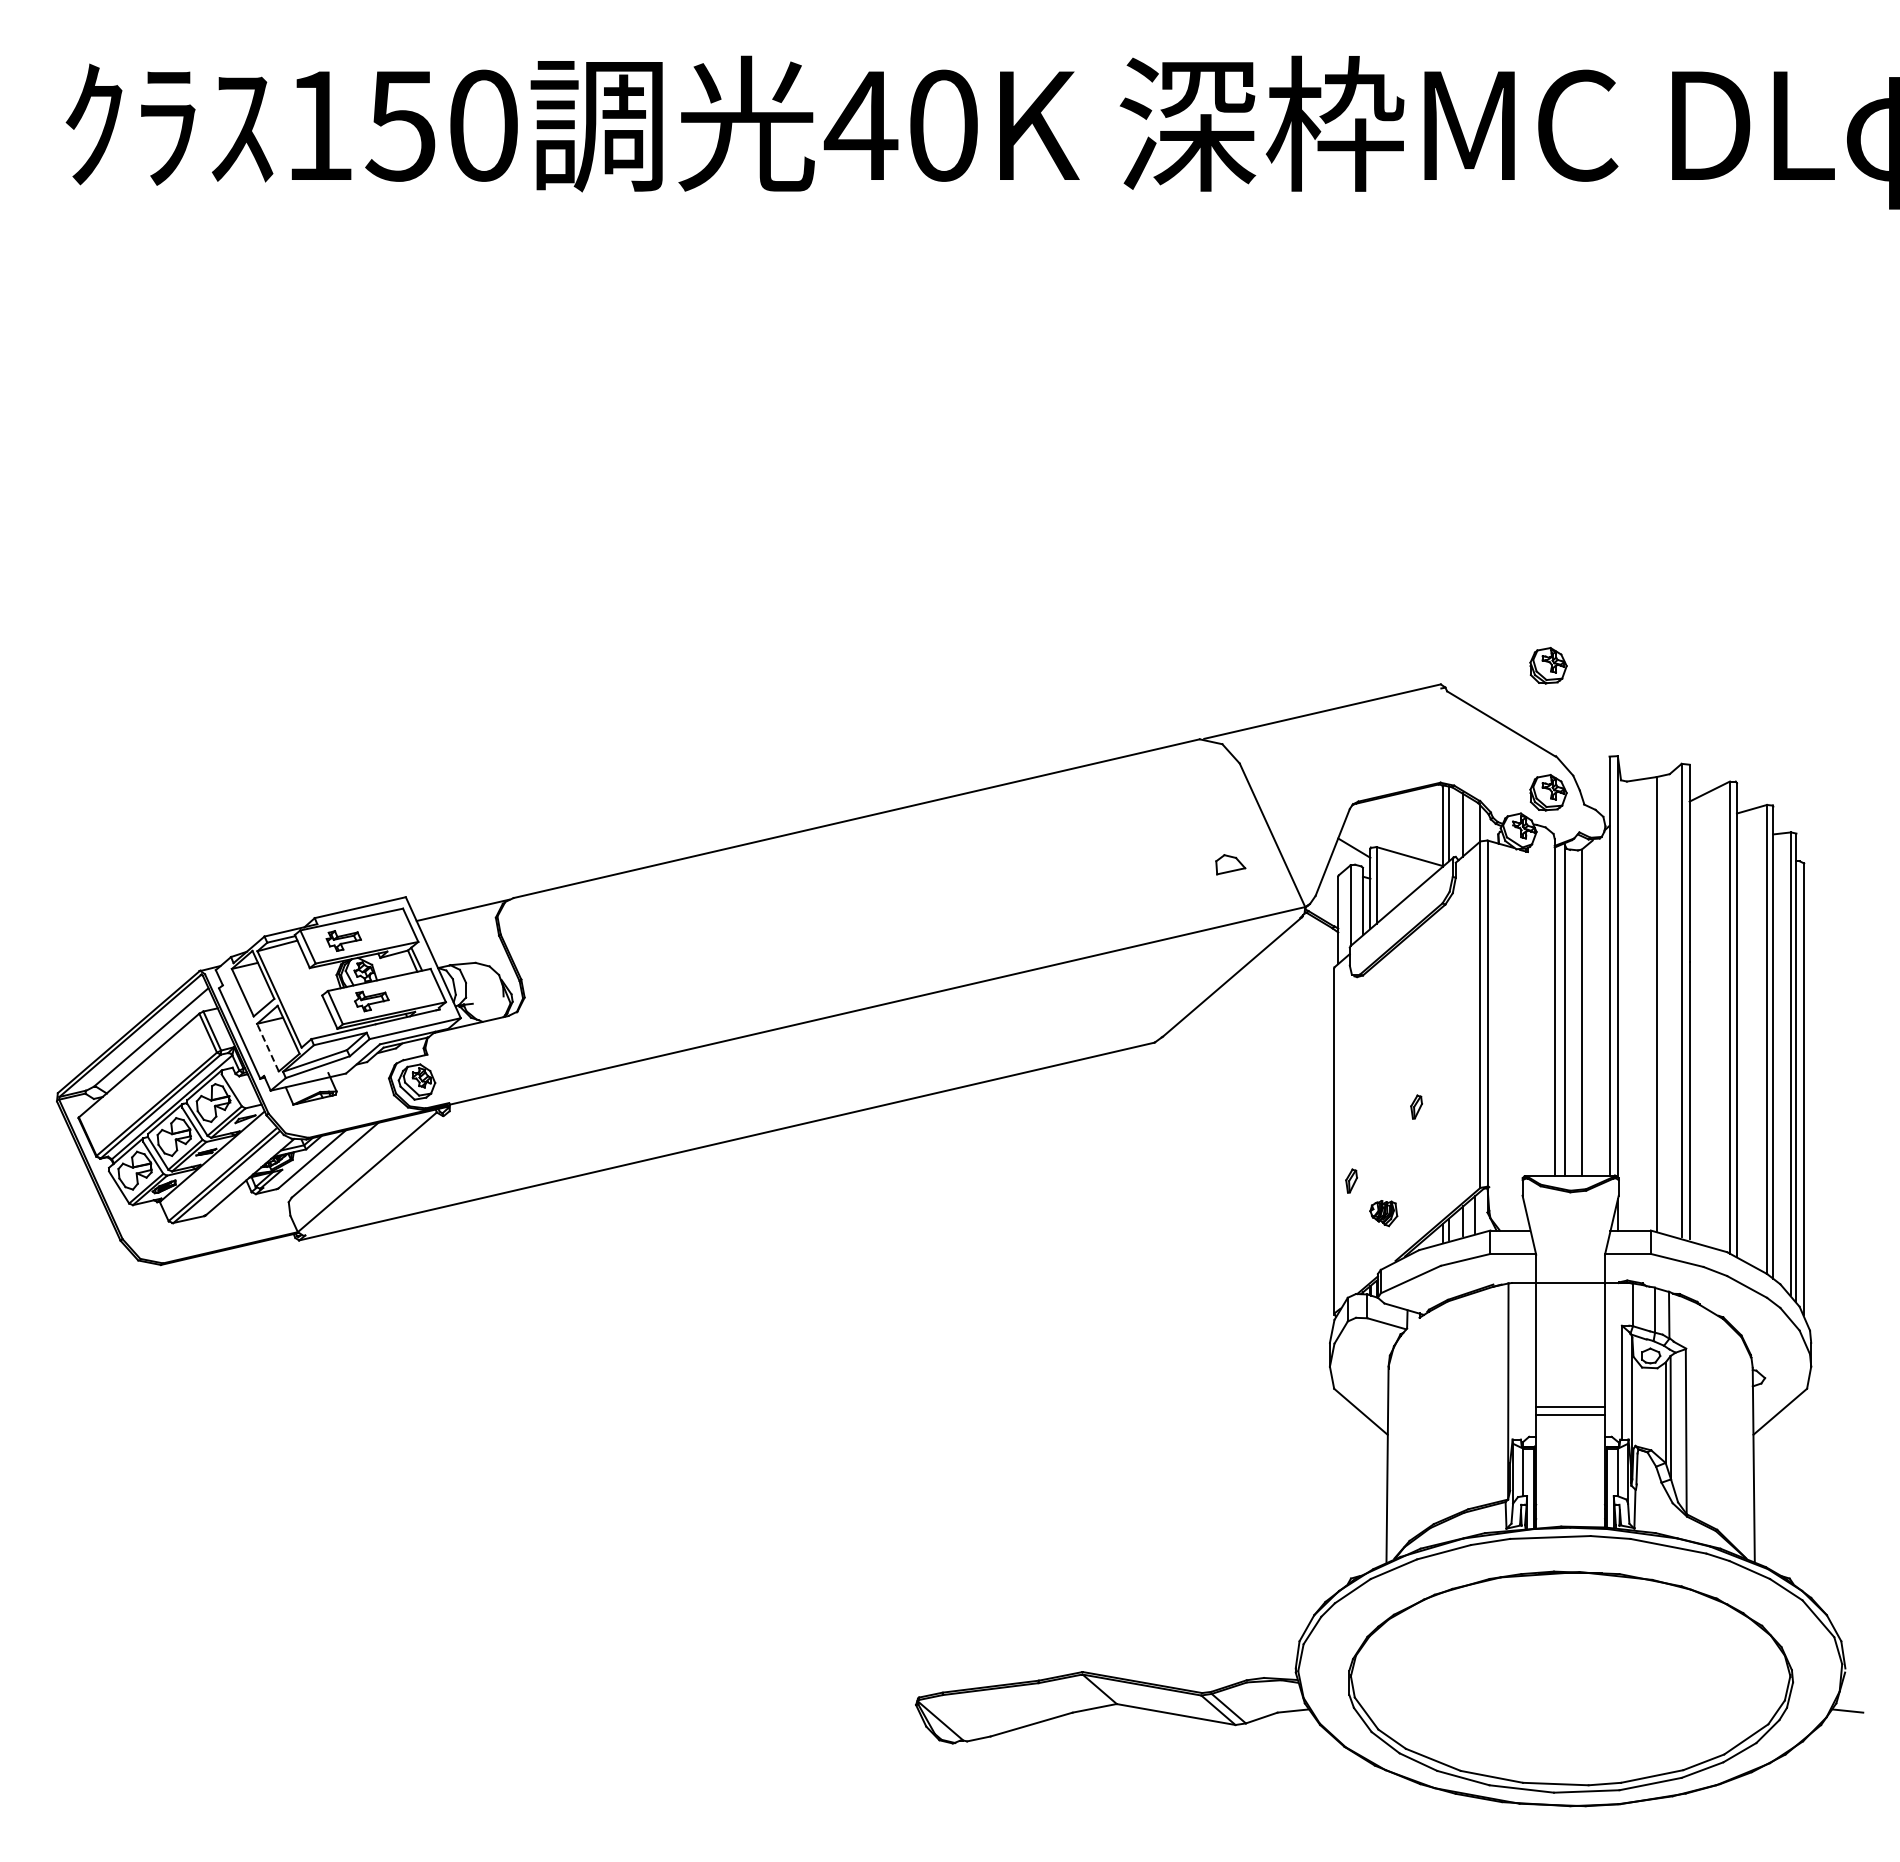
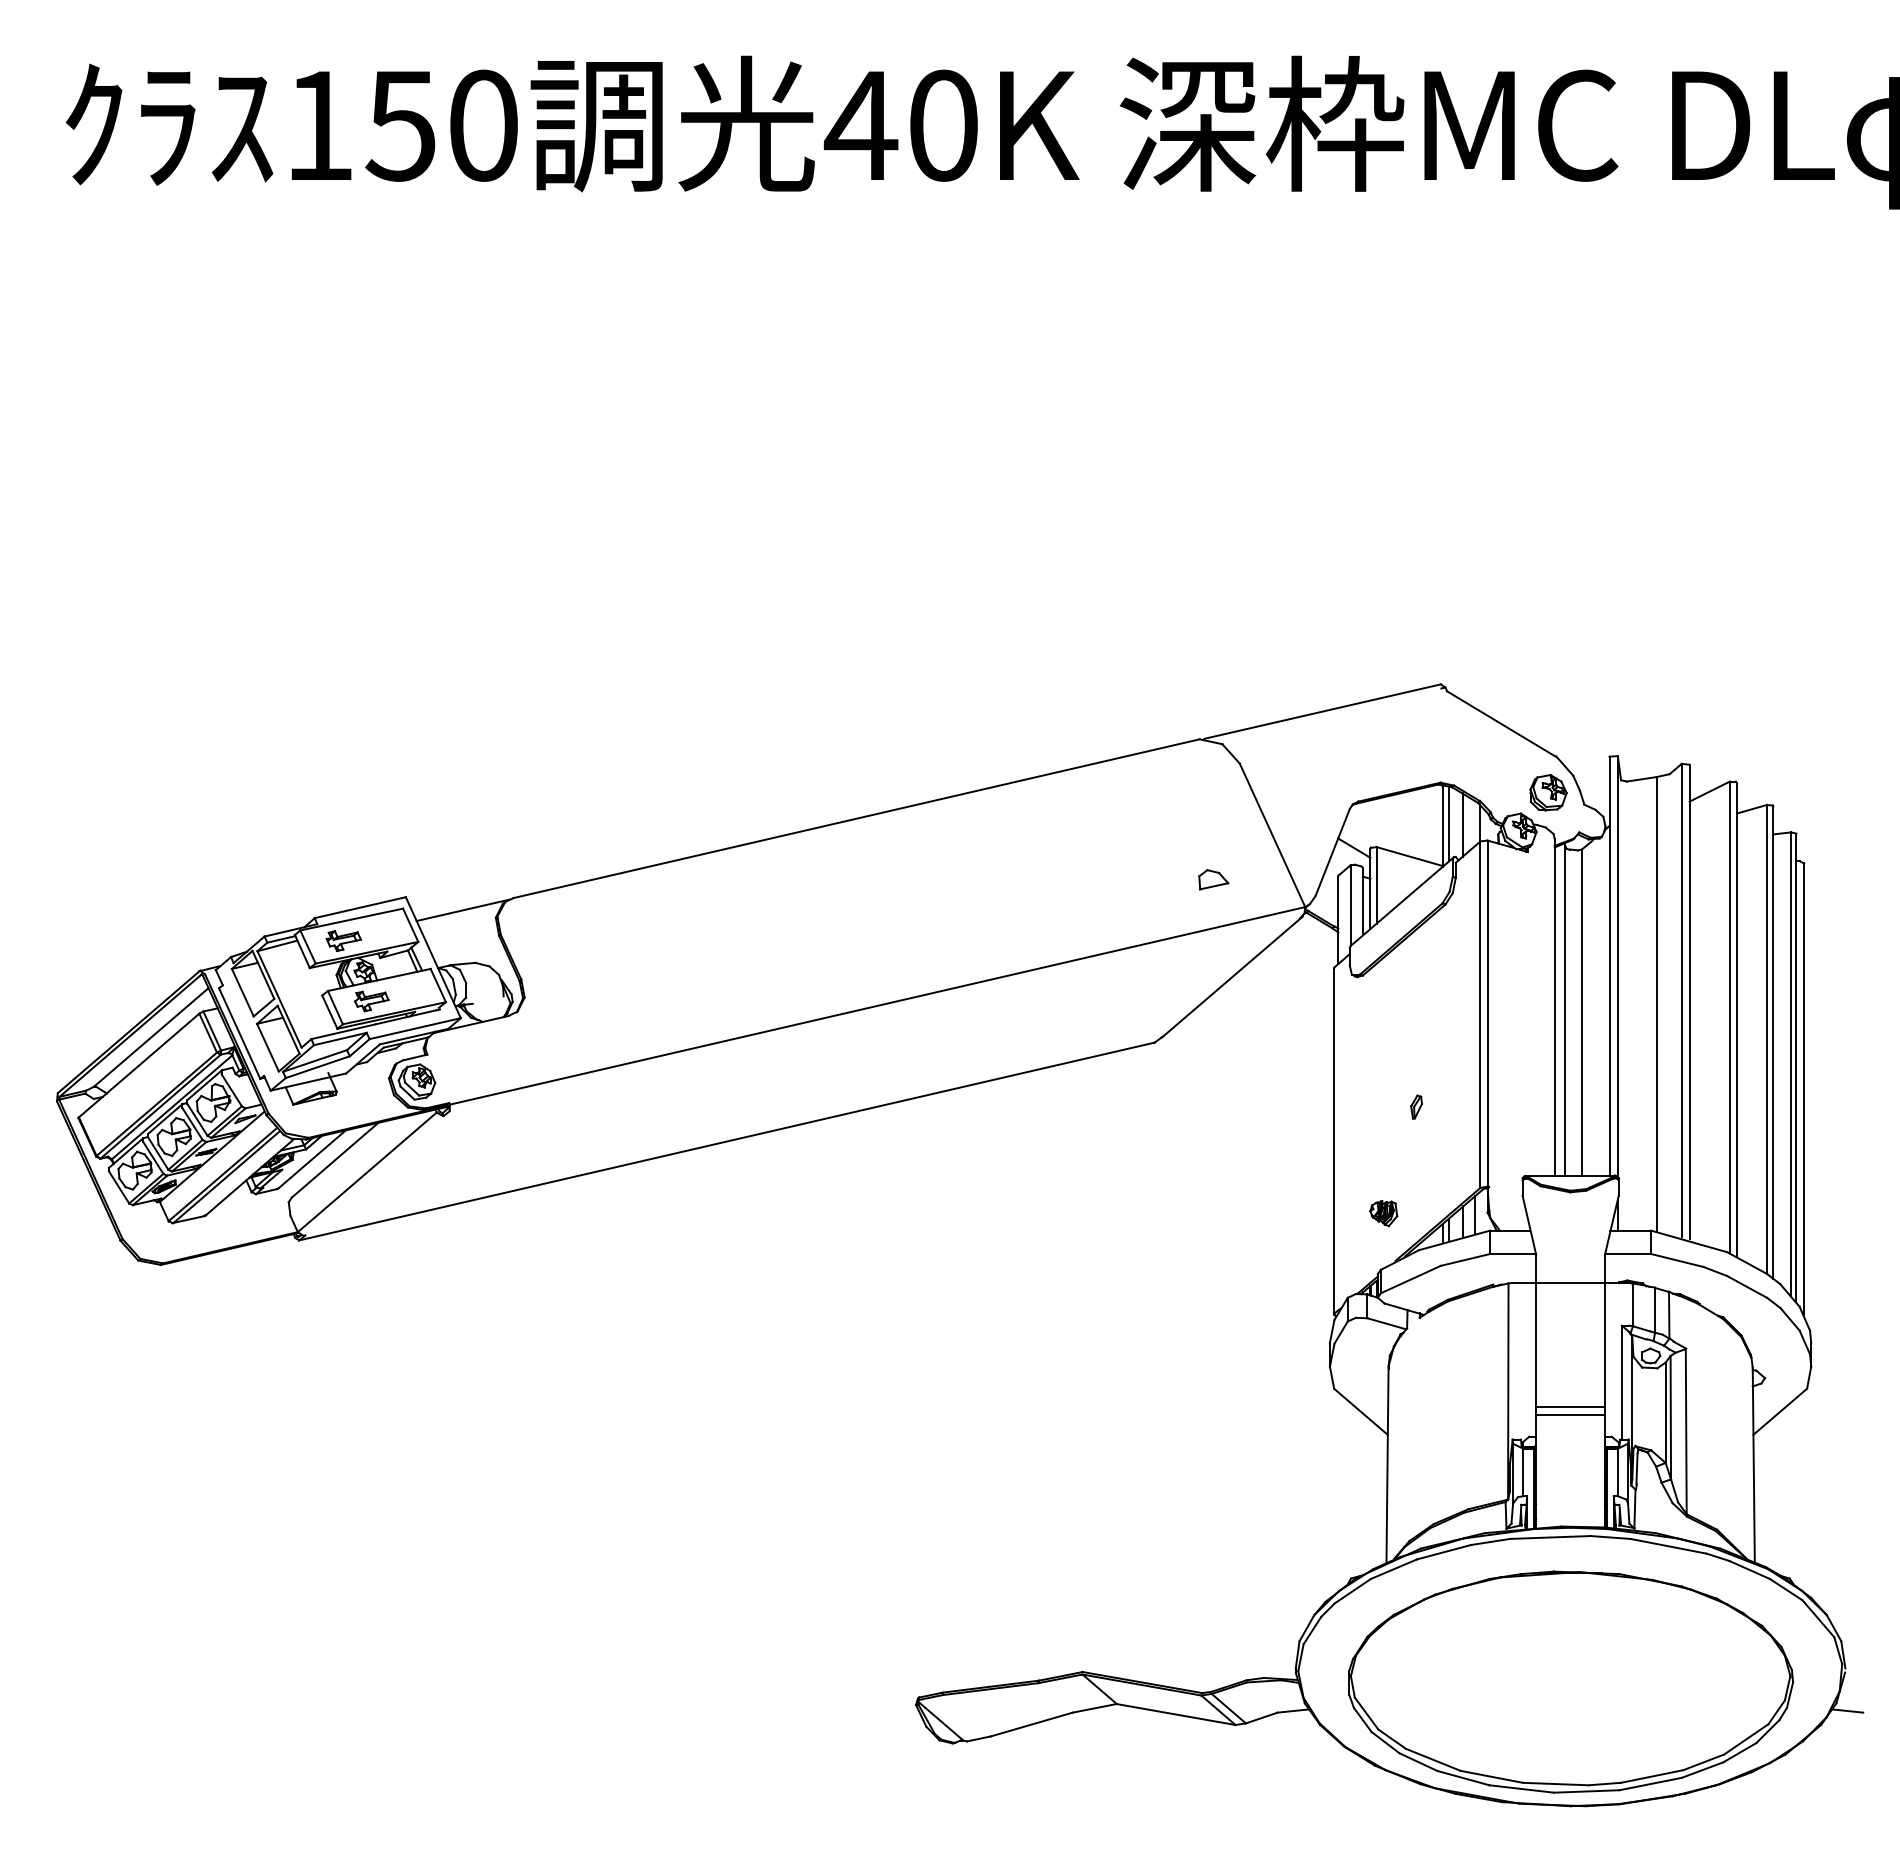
part: present -> none (1548, 665)
part position: (1230, 864) -> (1213, 879) (1213, 879)
line: dashed -> solid (267, 1047)
part: present -> none (1351, 1180)
